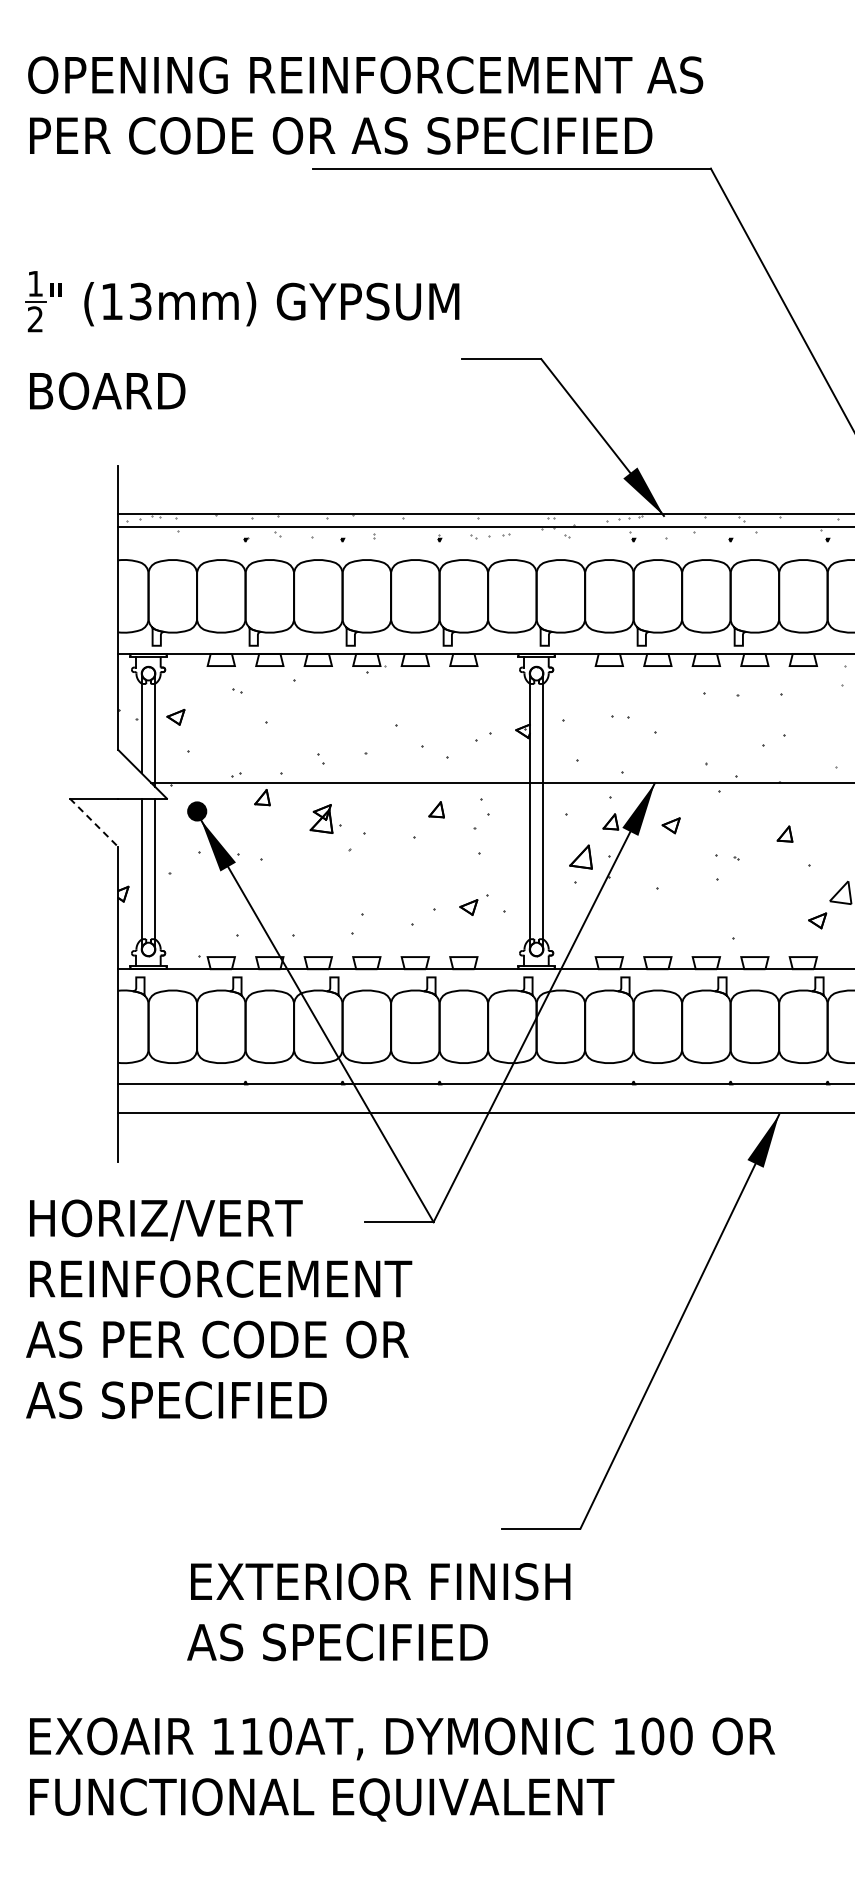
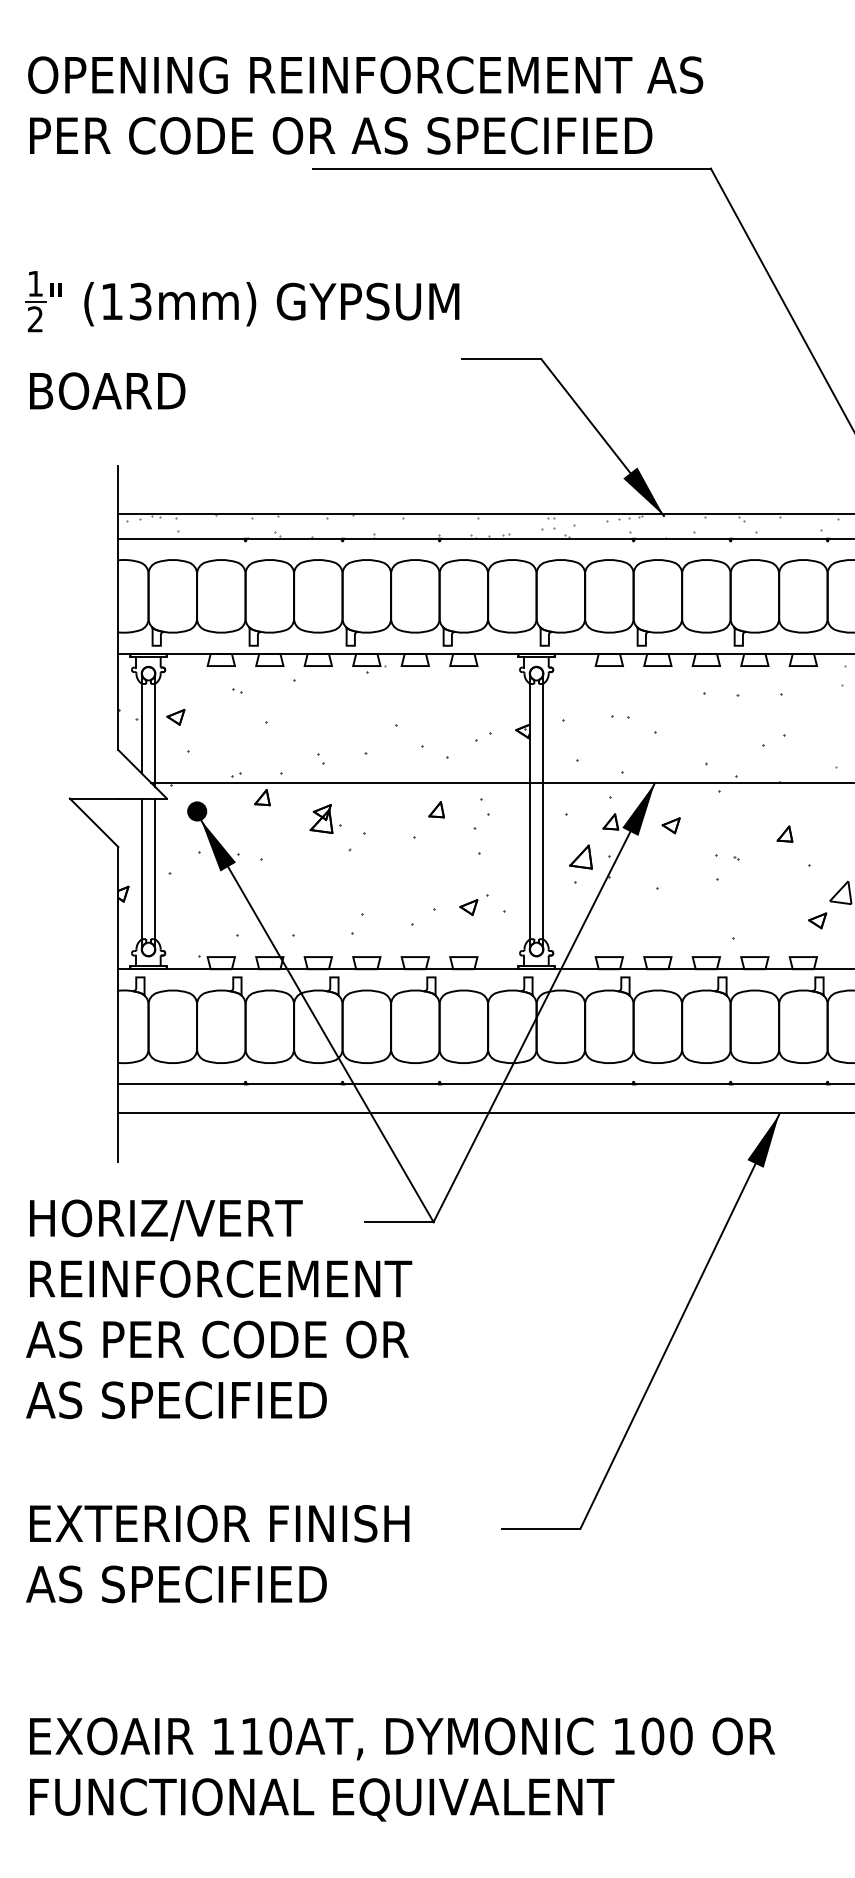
line position: (484, 526) -> (484, 538) (484, 538)
line: dashed -> solid (94, 823)
text position: (378, 1612) -> (217, 1554) (217, 1554)
